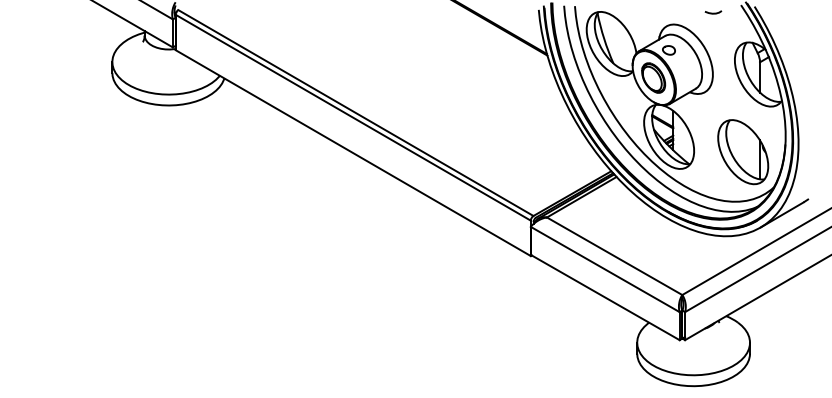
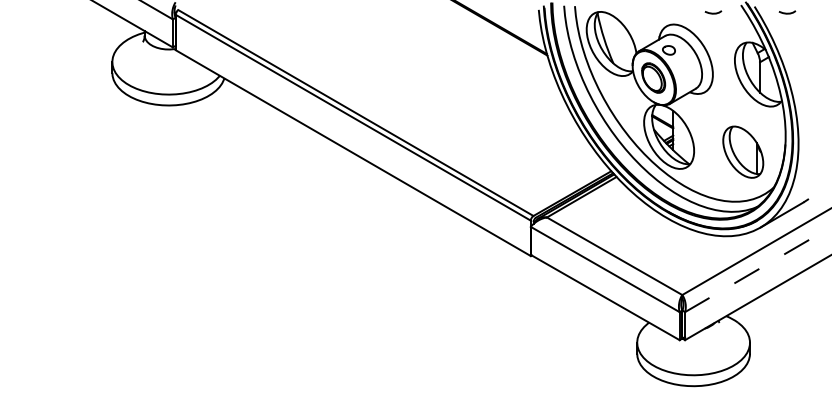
curve: none -> present (787, 12)
part size: 53x67 px -> 43x54 px (743, 151)
line: solid -> dashed (758, 269)
